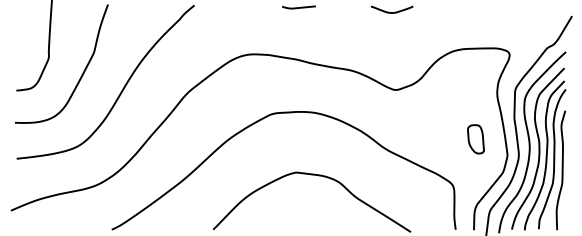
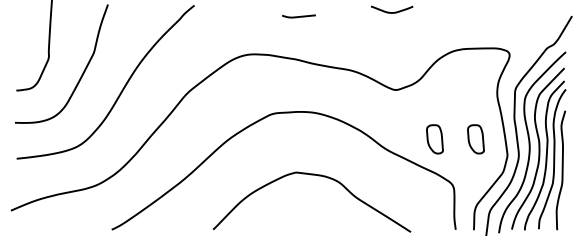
curve position: (298, 7) -> (298, 16) (298, 16)
part: none -> present (434, 139)
